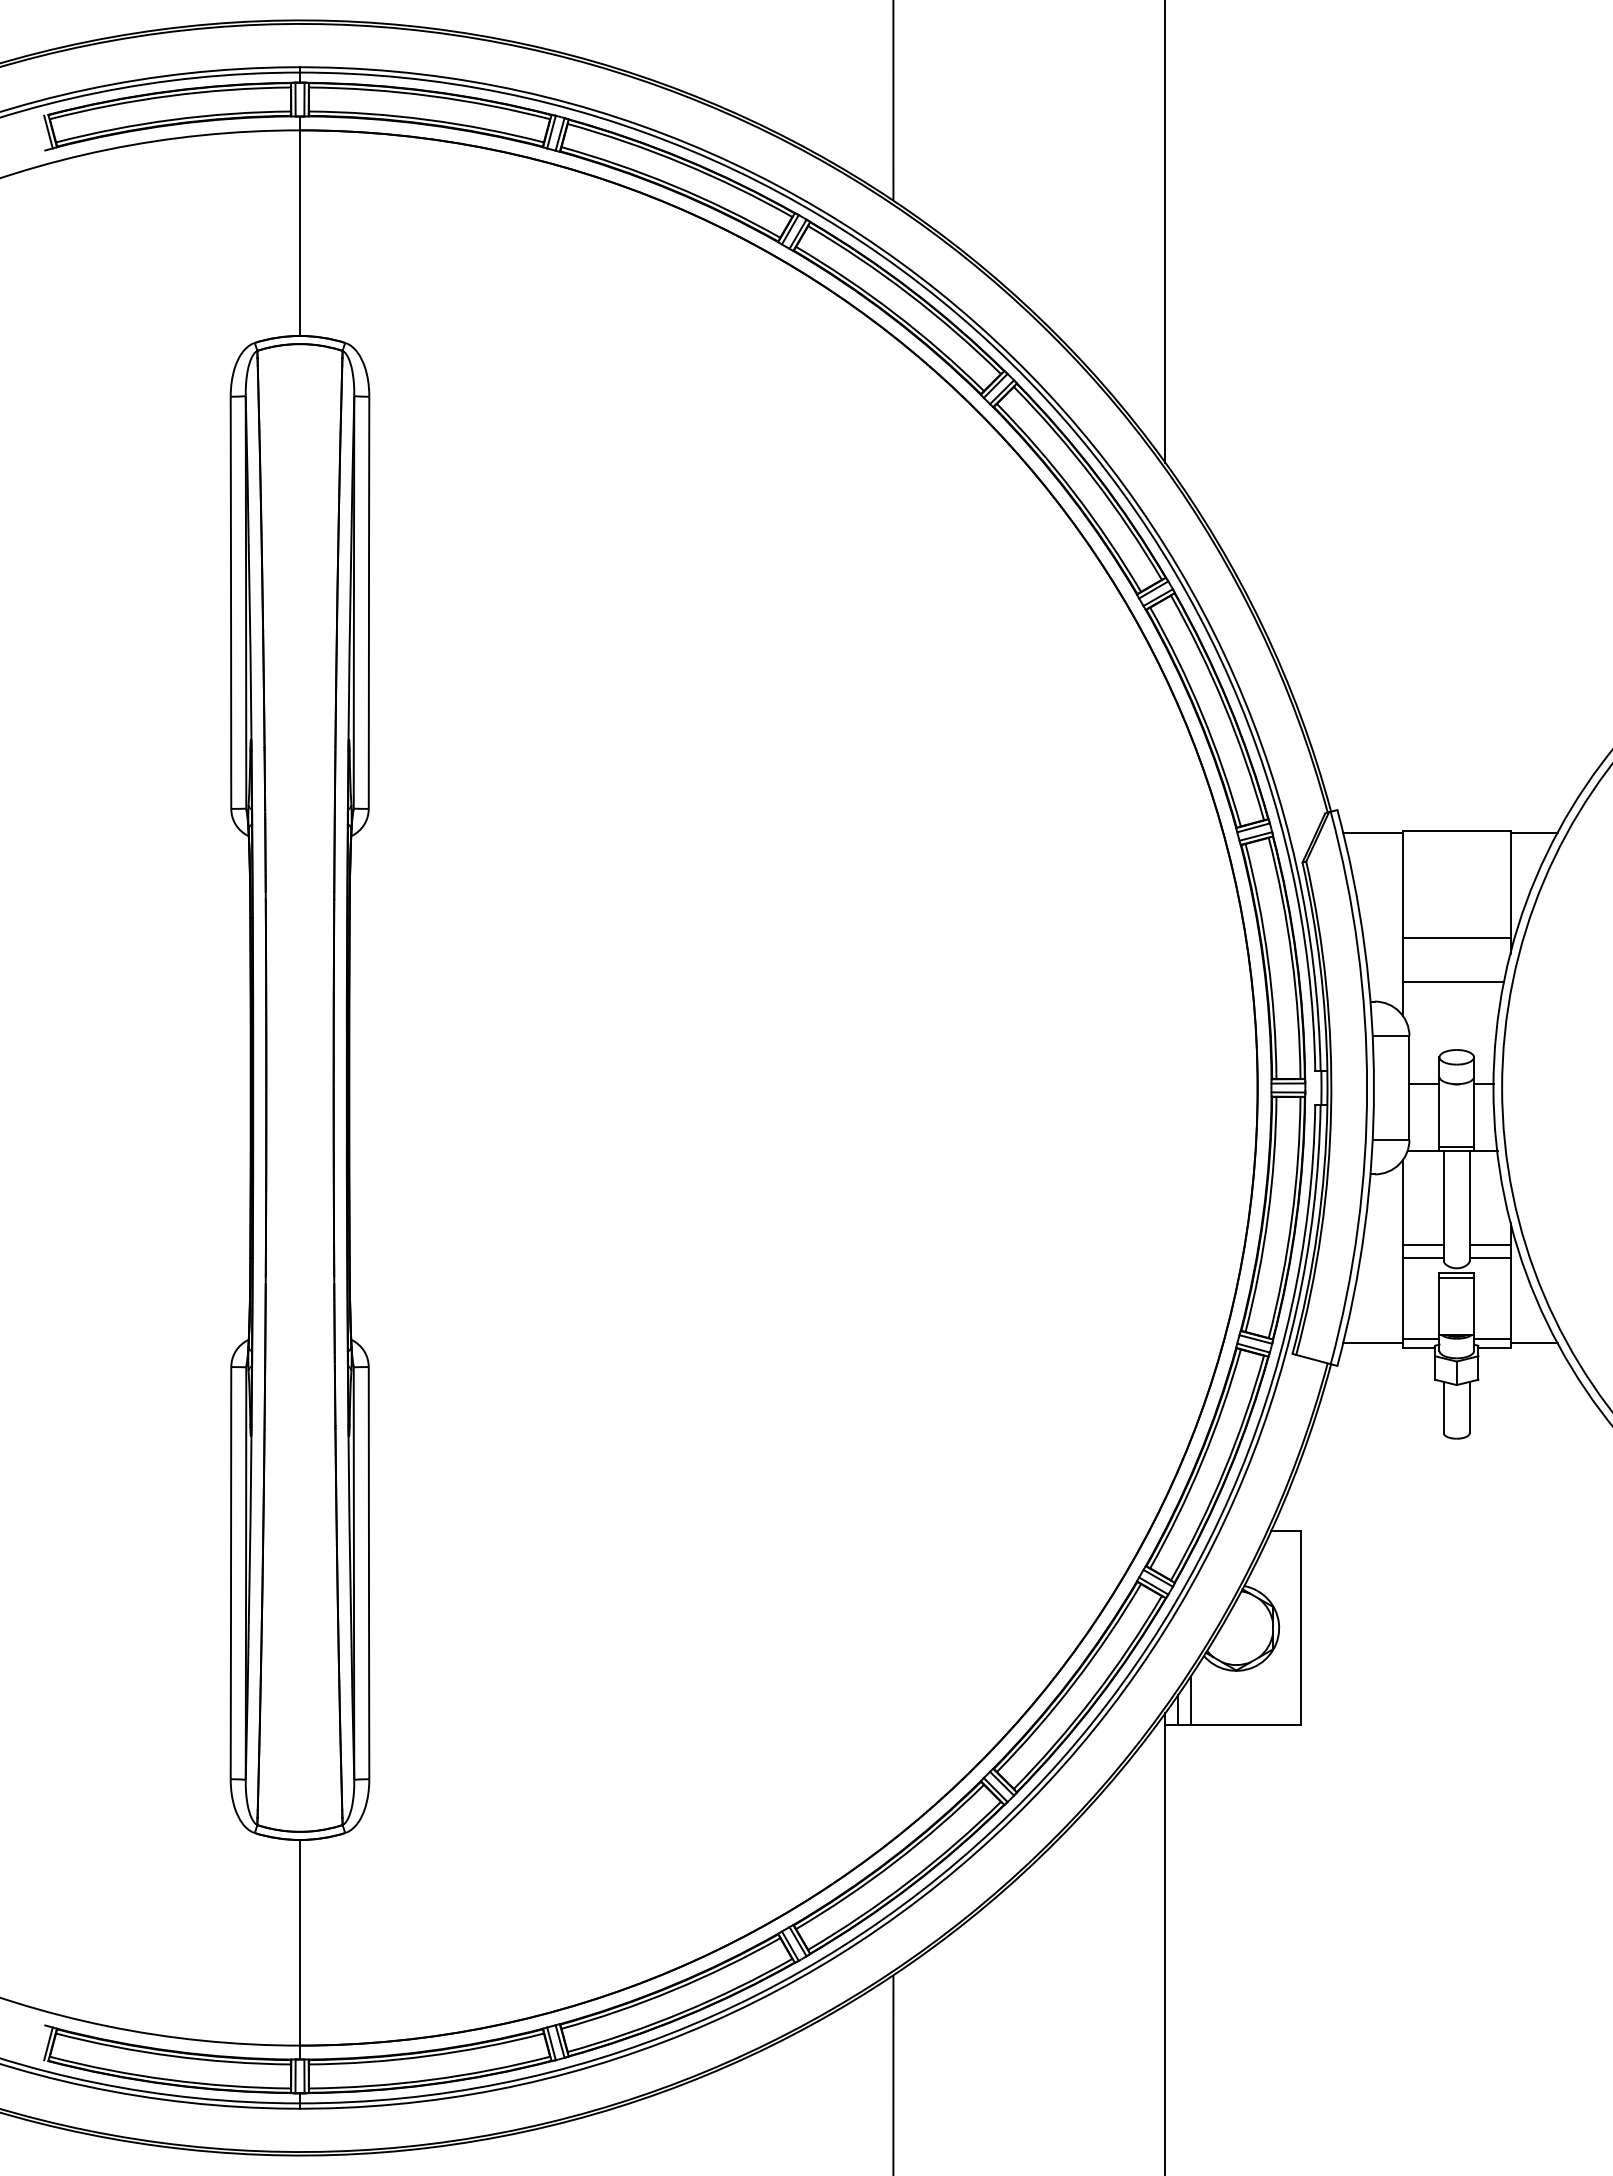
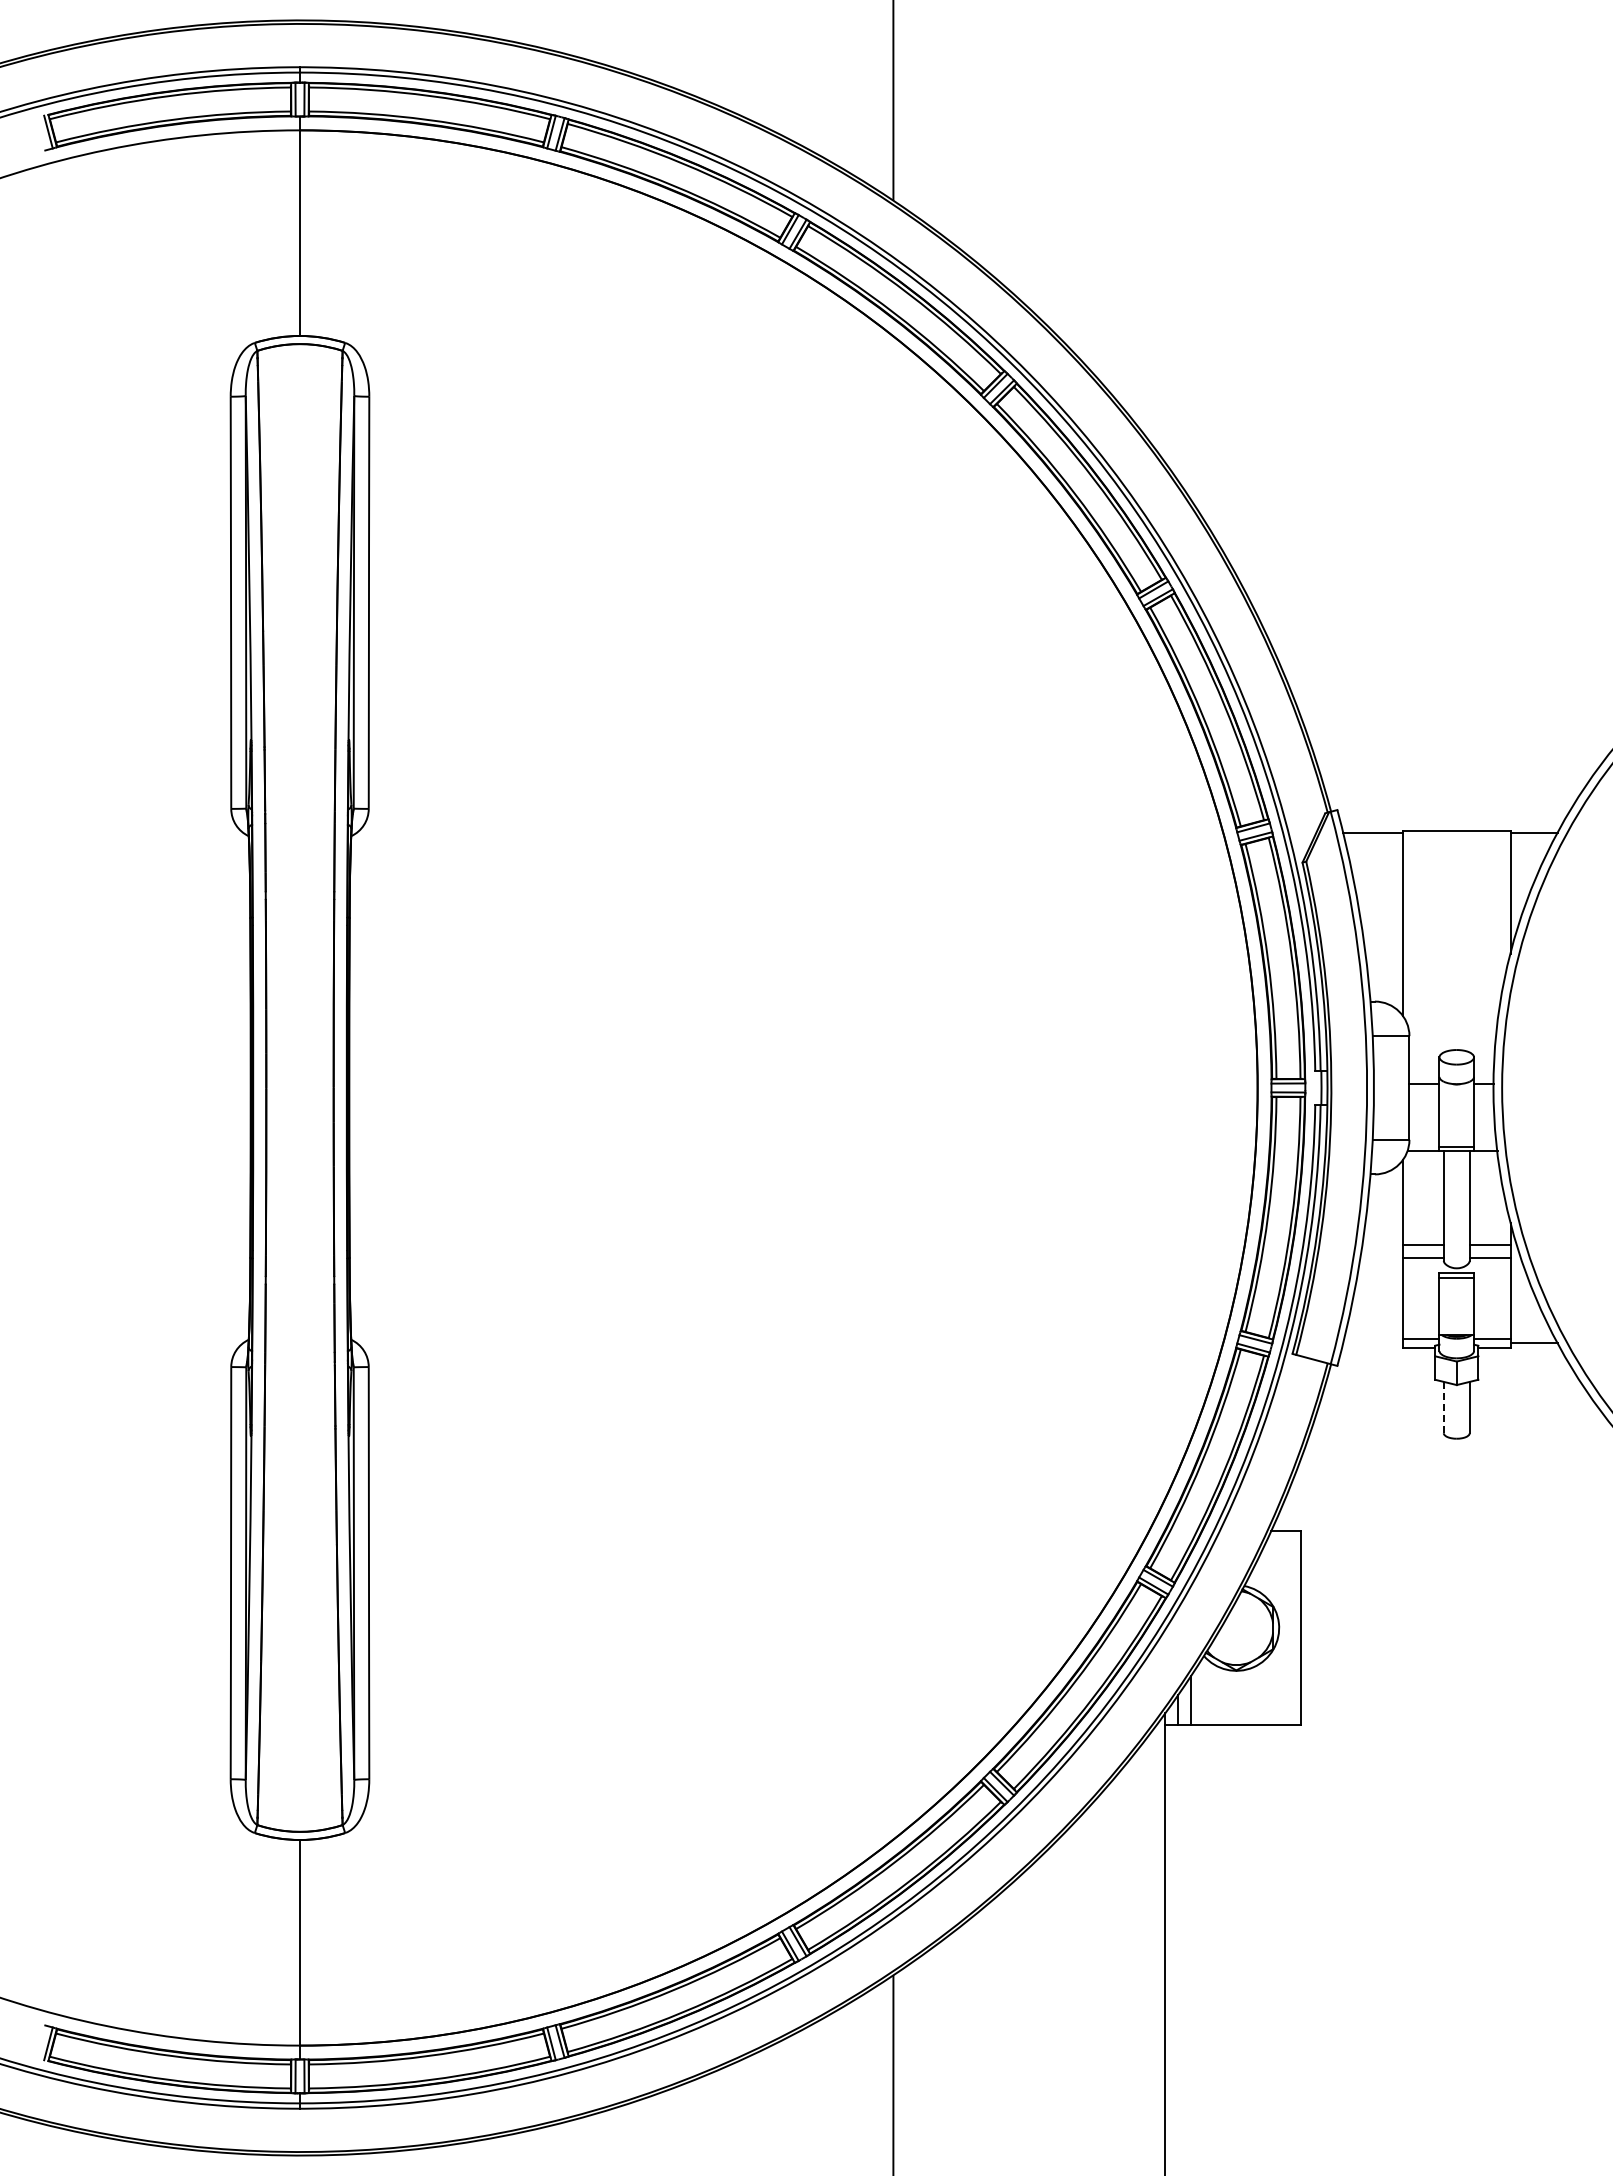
line: present -> none (1165, 232)
line: present -> none (1456, 938)
line: present -> none (1453, 981)
line: present -> none (1372, 1342)
line: solid -> dashed (1443, 1407)
